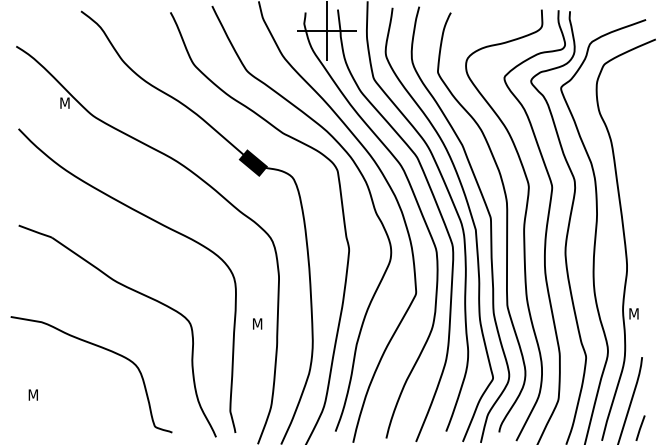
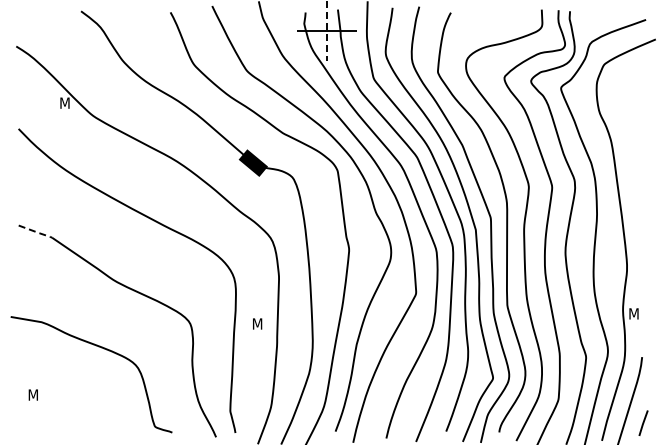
line: solid -> dashed (327, 31)
line: solid -> dashed (37, 232)
line position: (640, 427) -> (643, 422) (643, 422)
